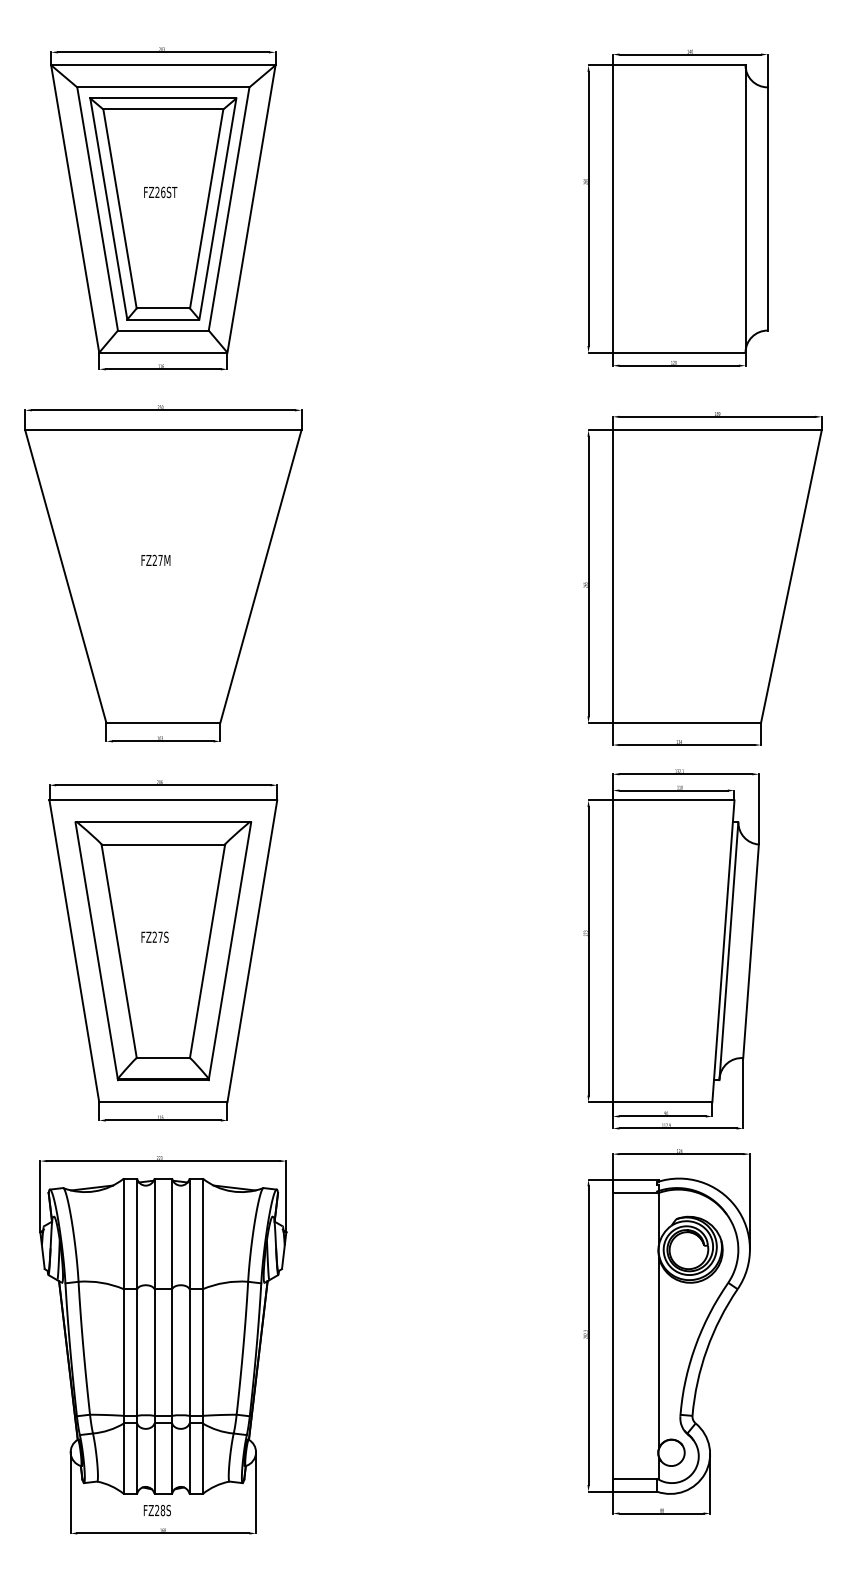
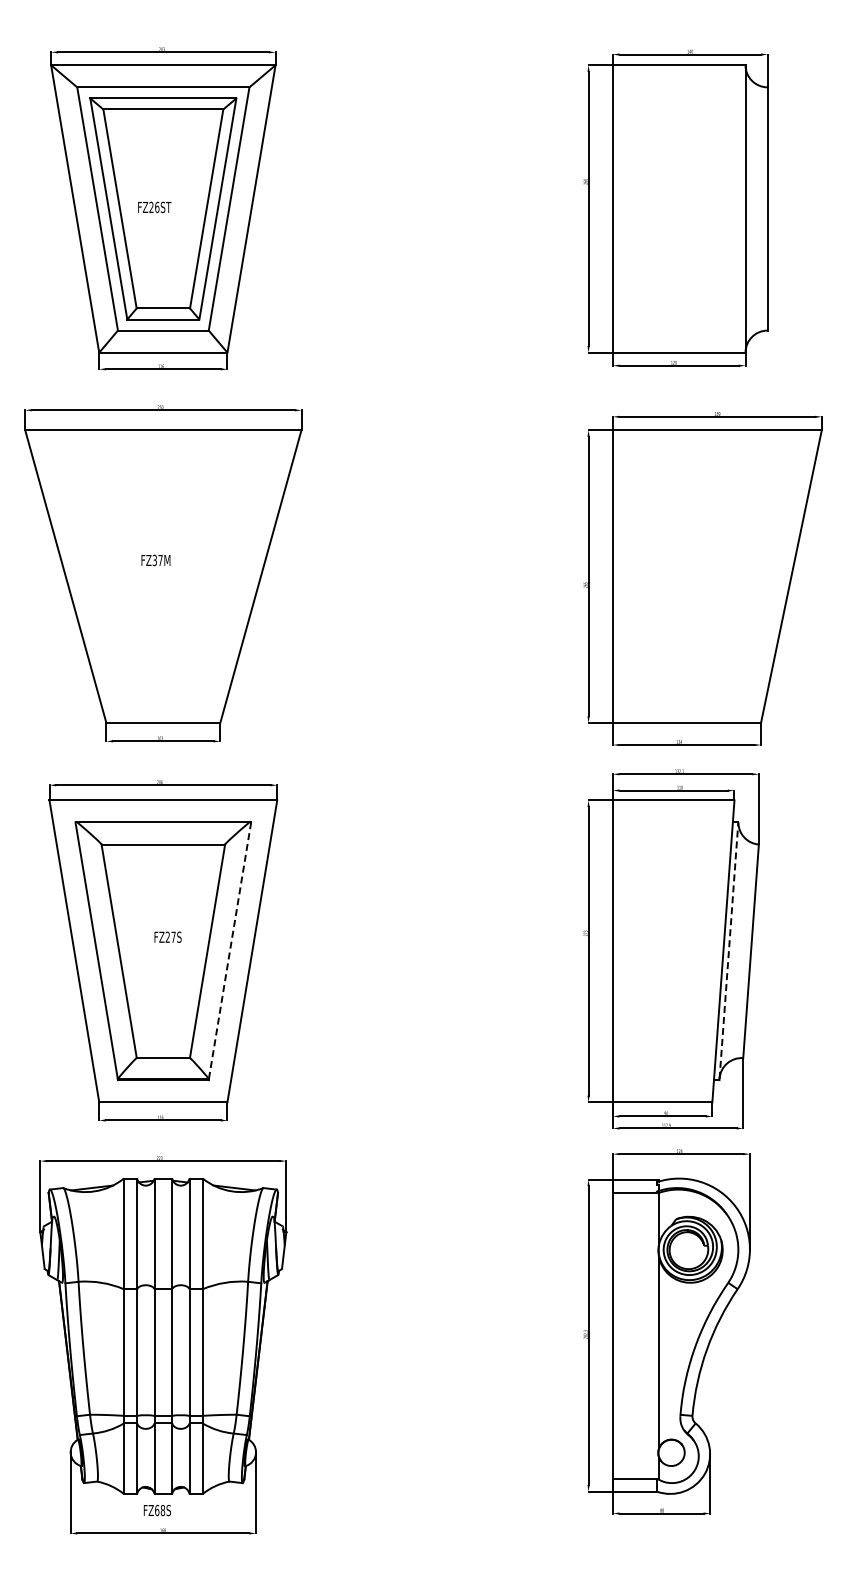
text position: (160, 192) -> (154, 207) (154, 207)
text: FZ27M -> FZ37M (154, 561)
text position: (154, 936) -> (167, 936) (167, 936)
line: solid -> dashed (230, 950)
line: solid -> dashed (728, 950)
text: FZ28S -> FZ68S (157, 1510)
